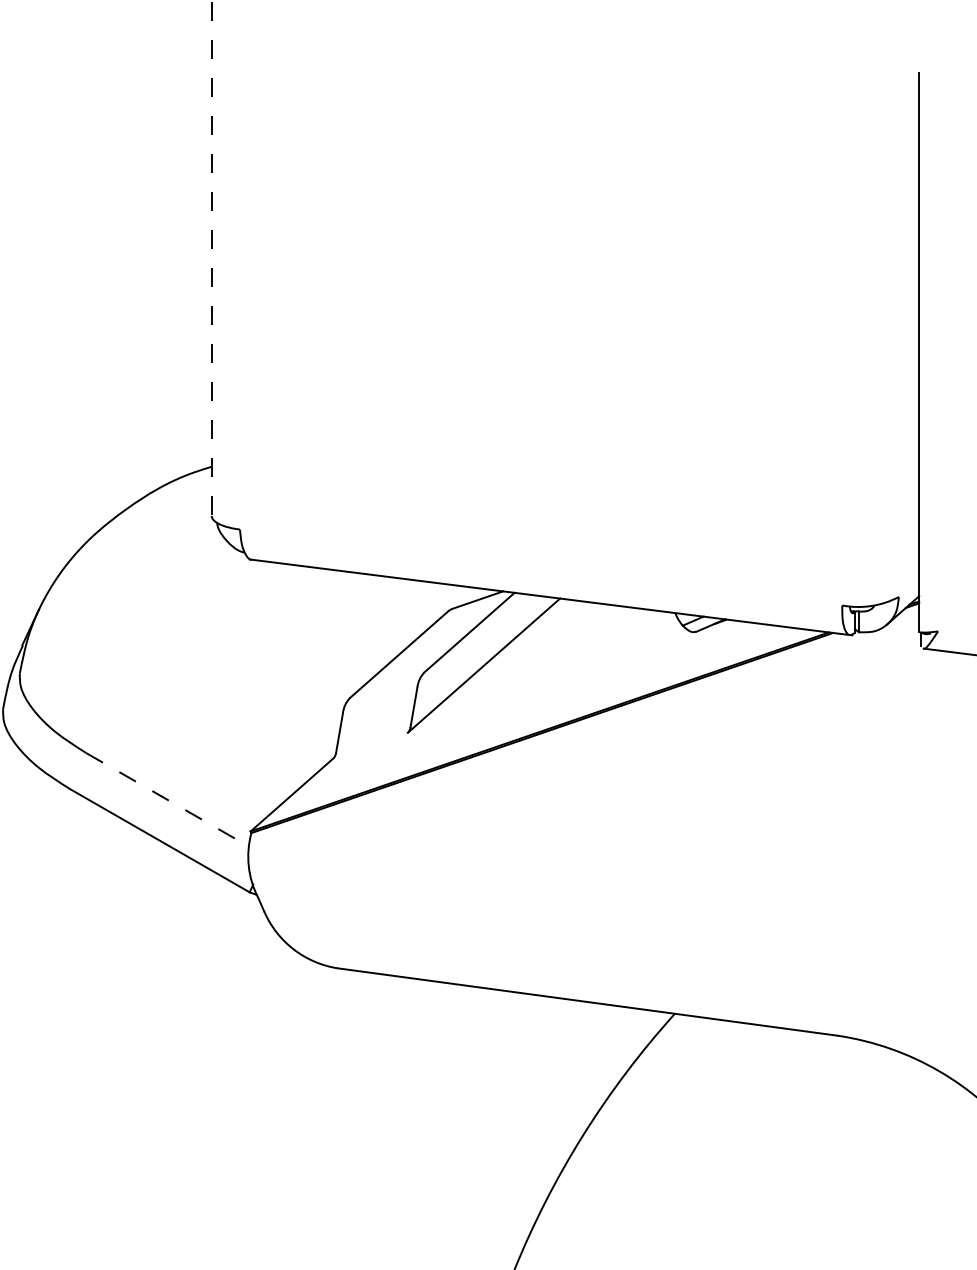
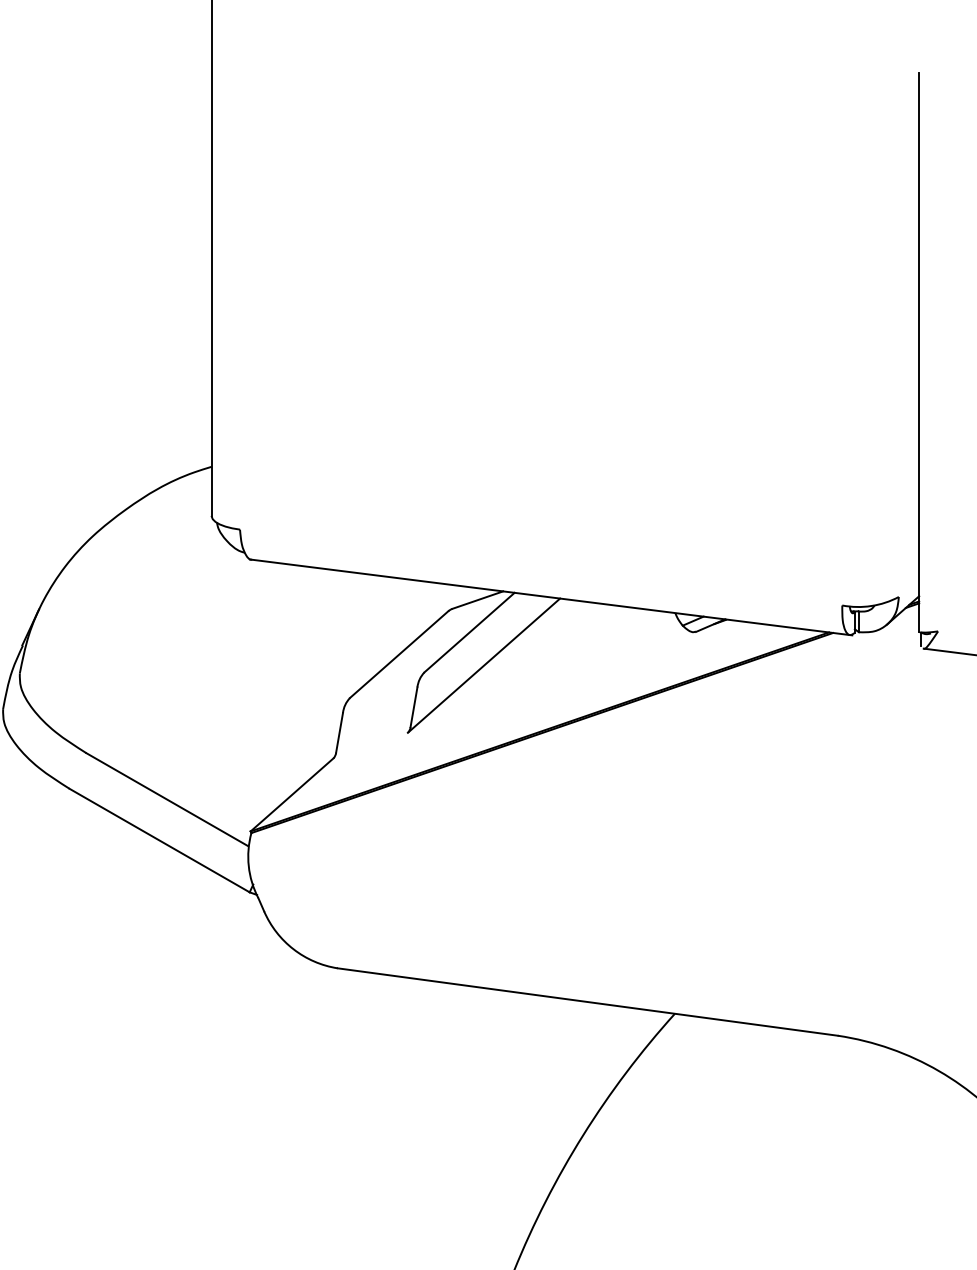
line: dashed -> solid (211, 257)
line: dashed -> solid (167, 799)
